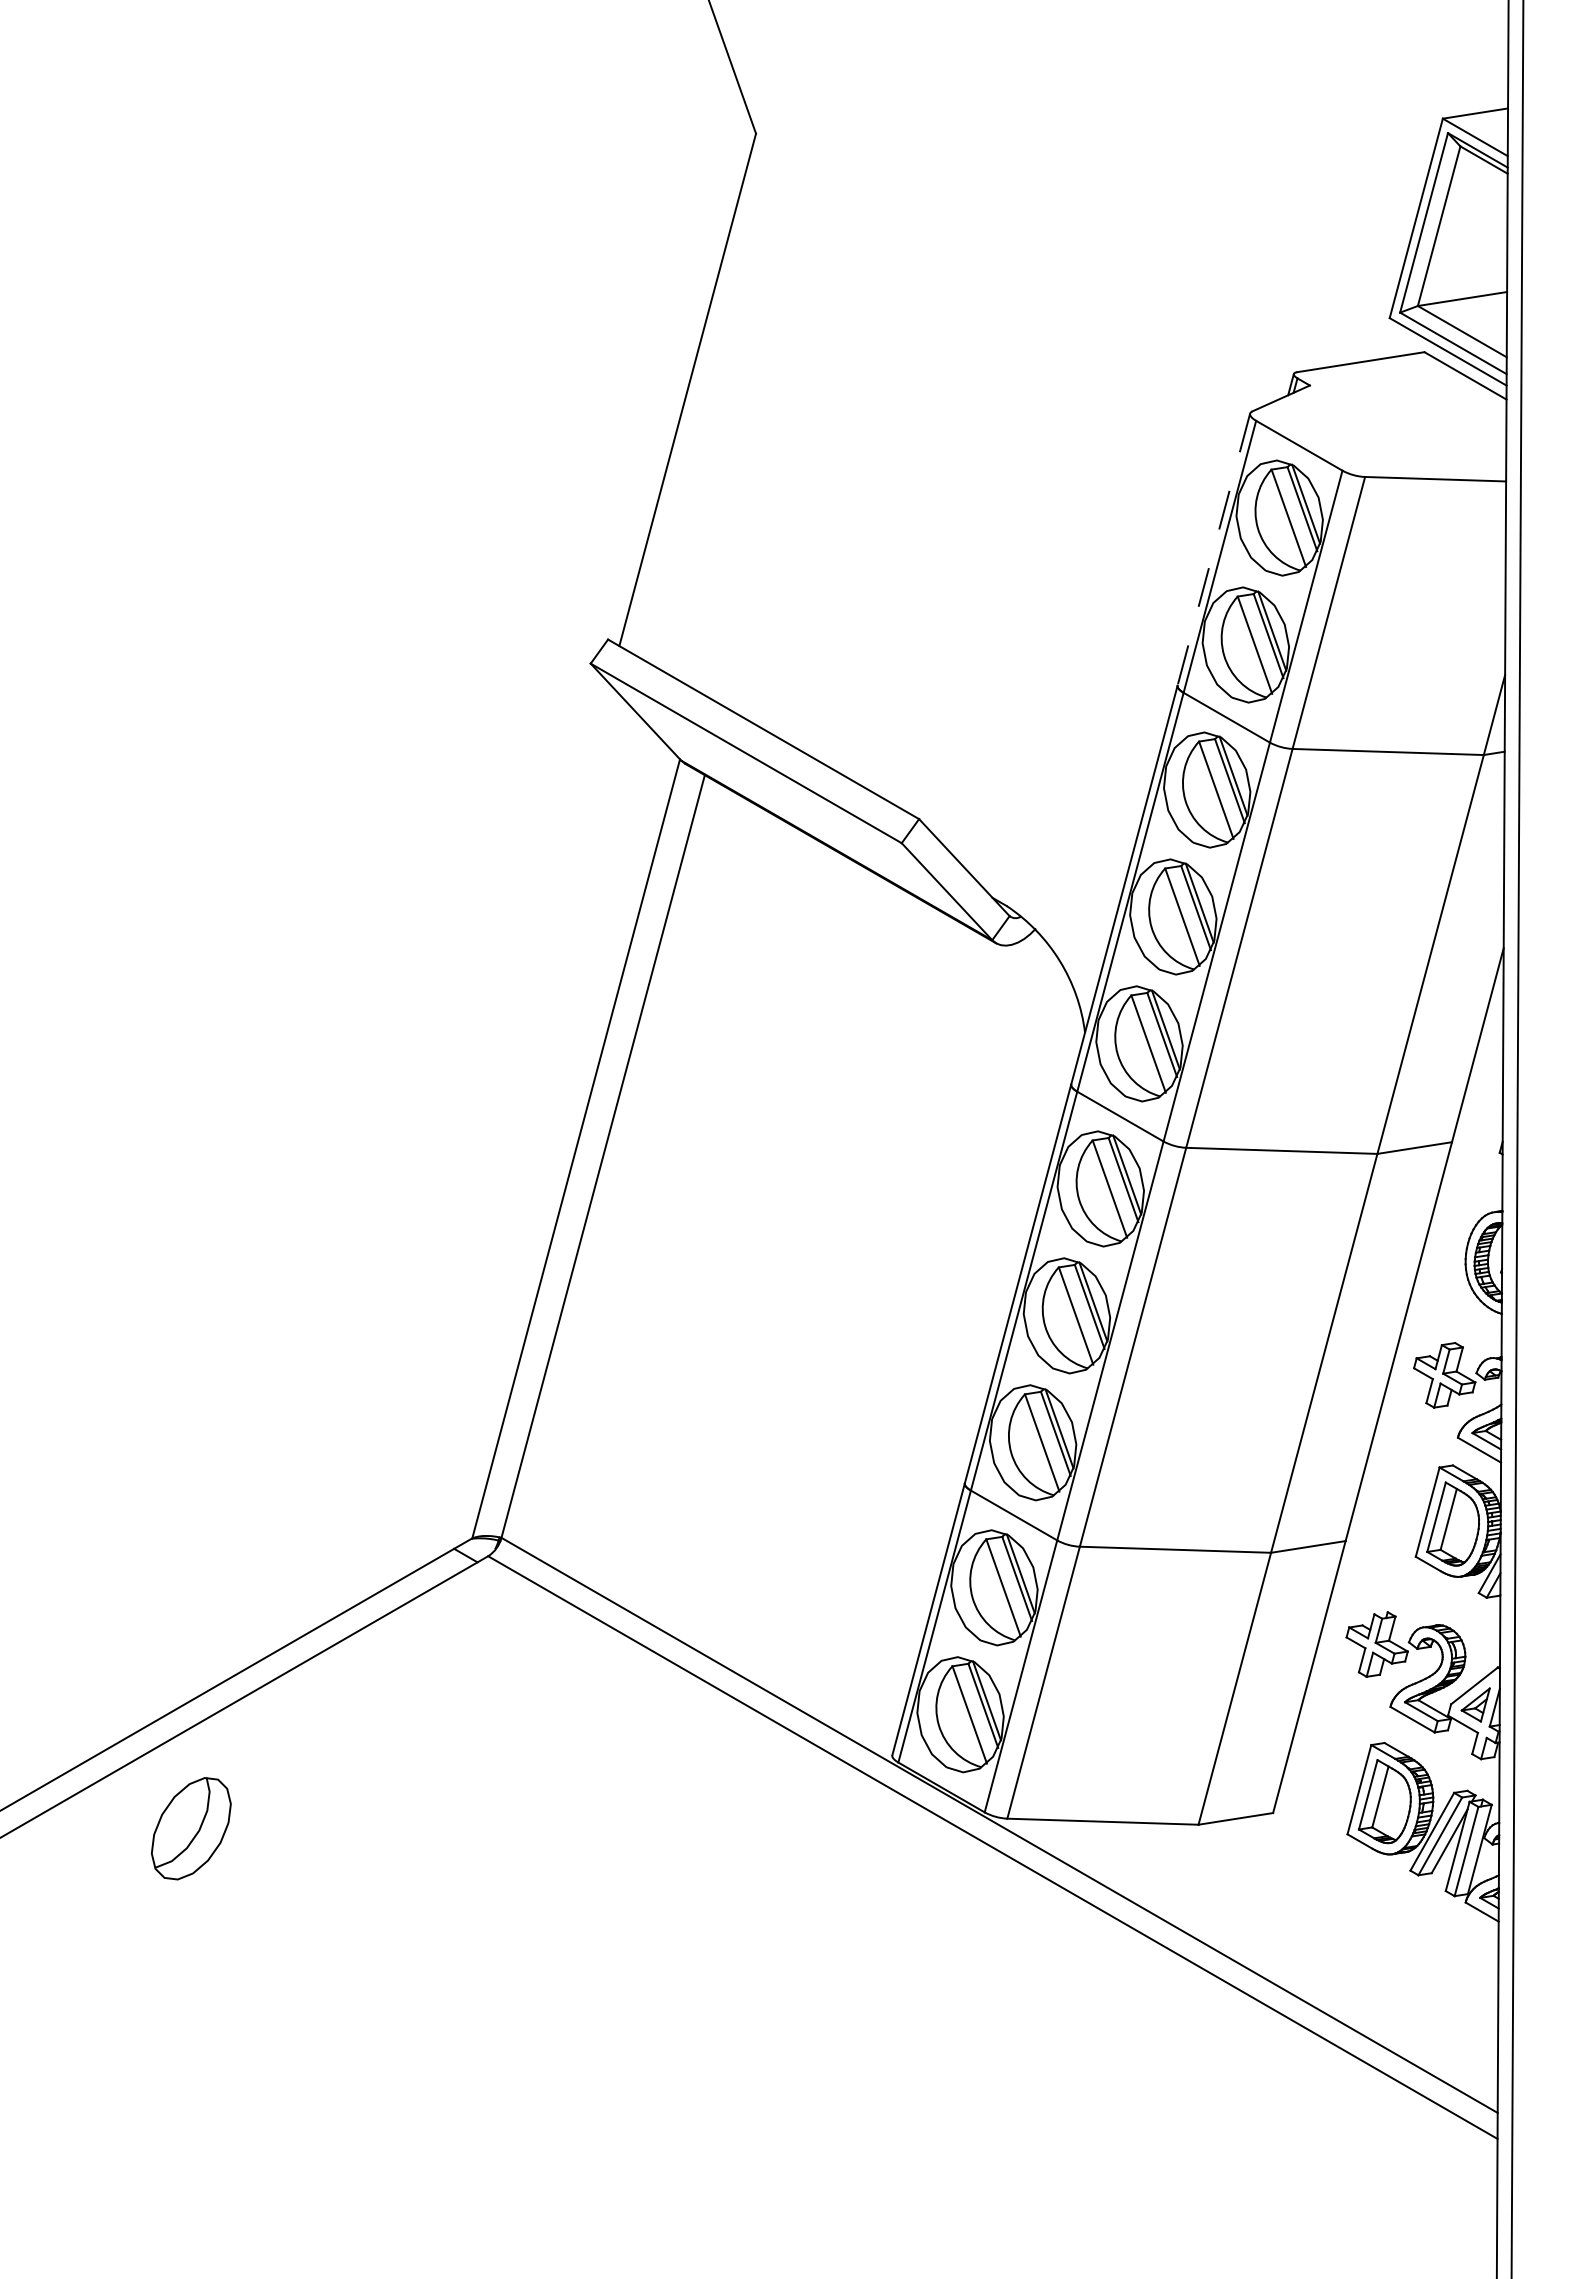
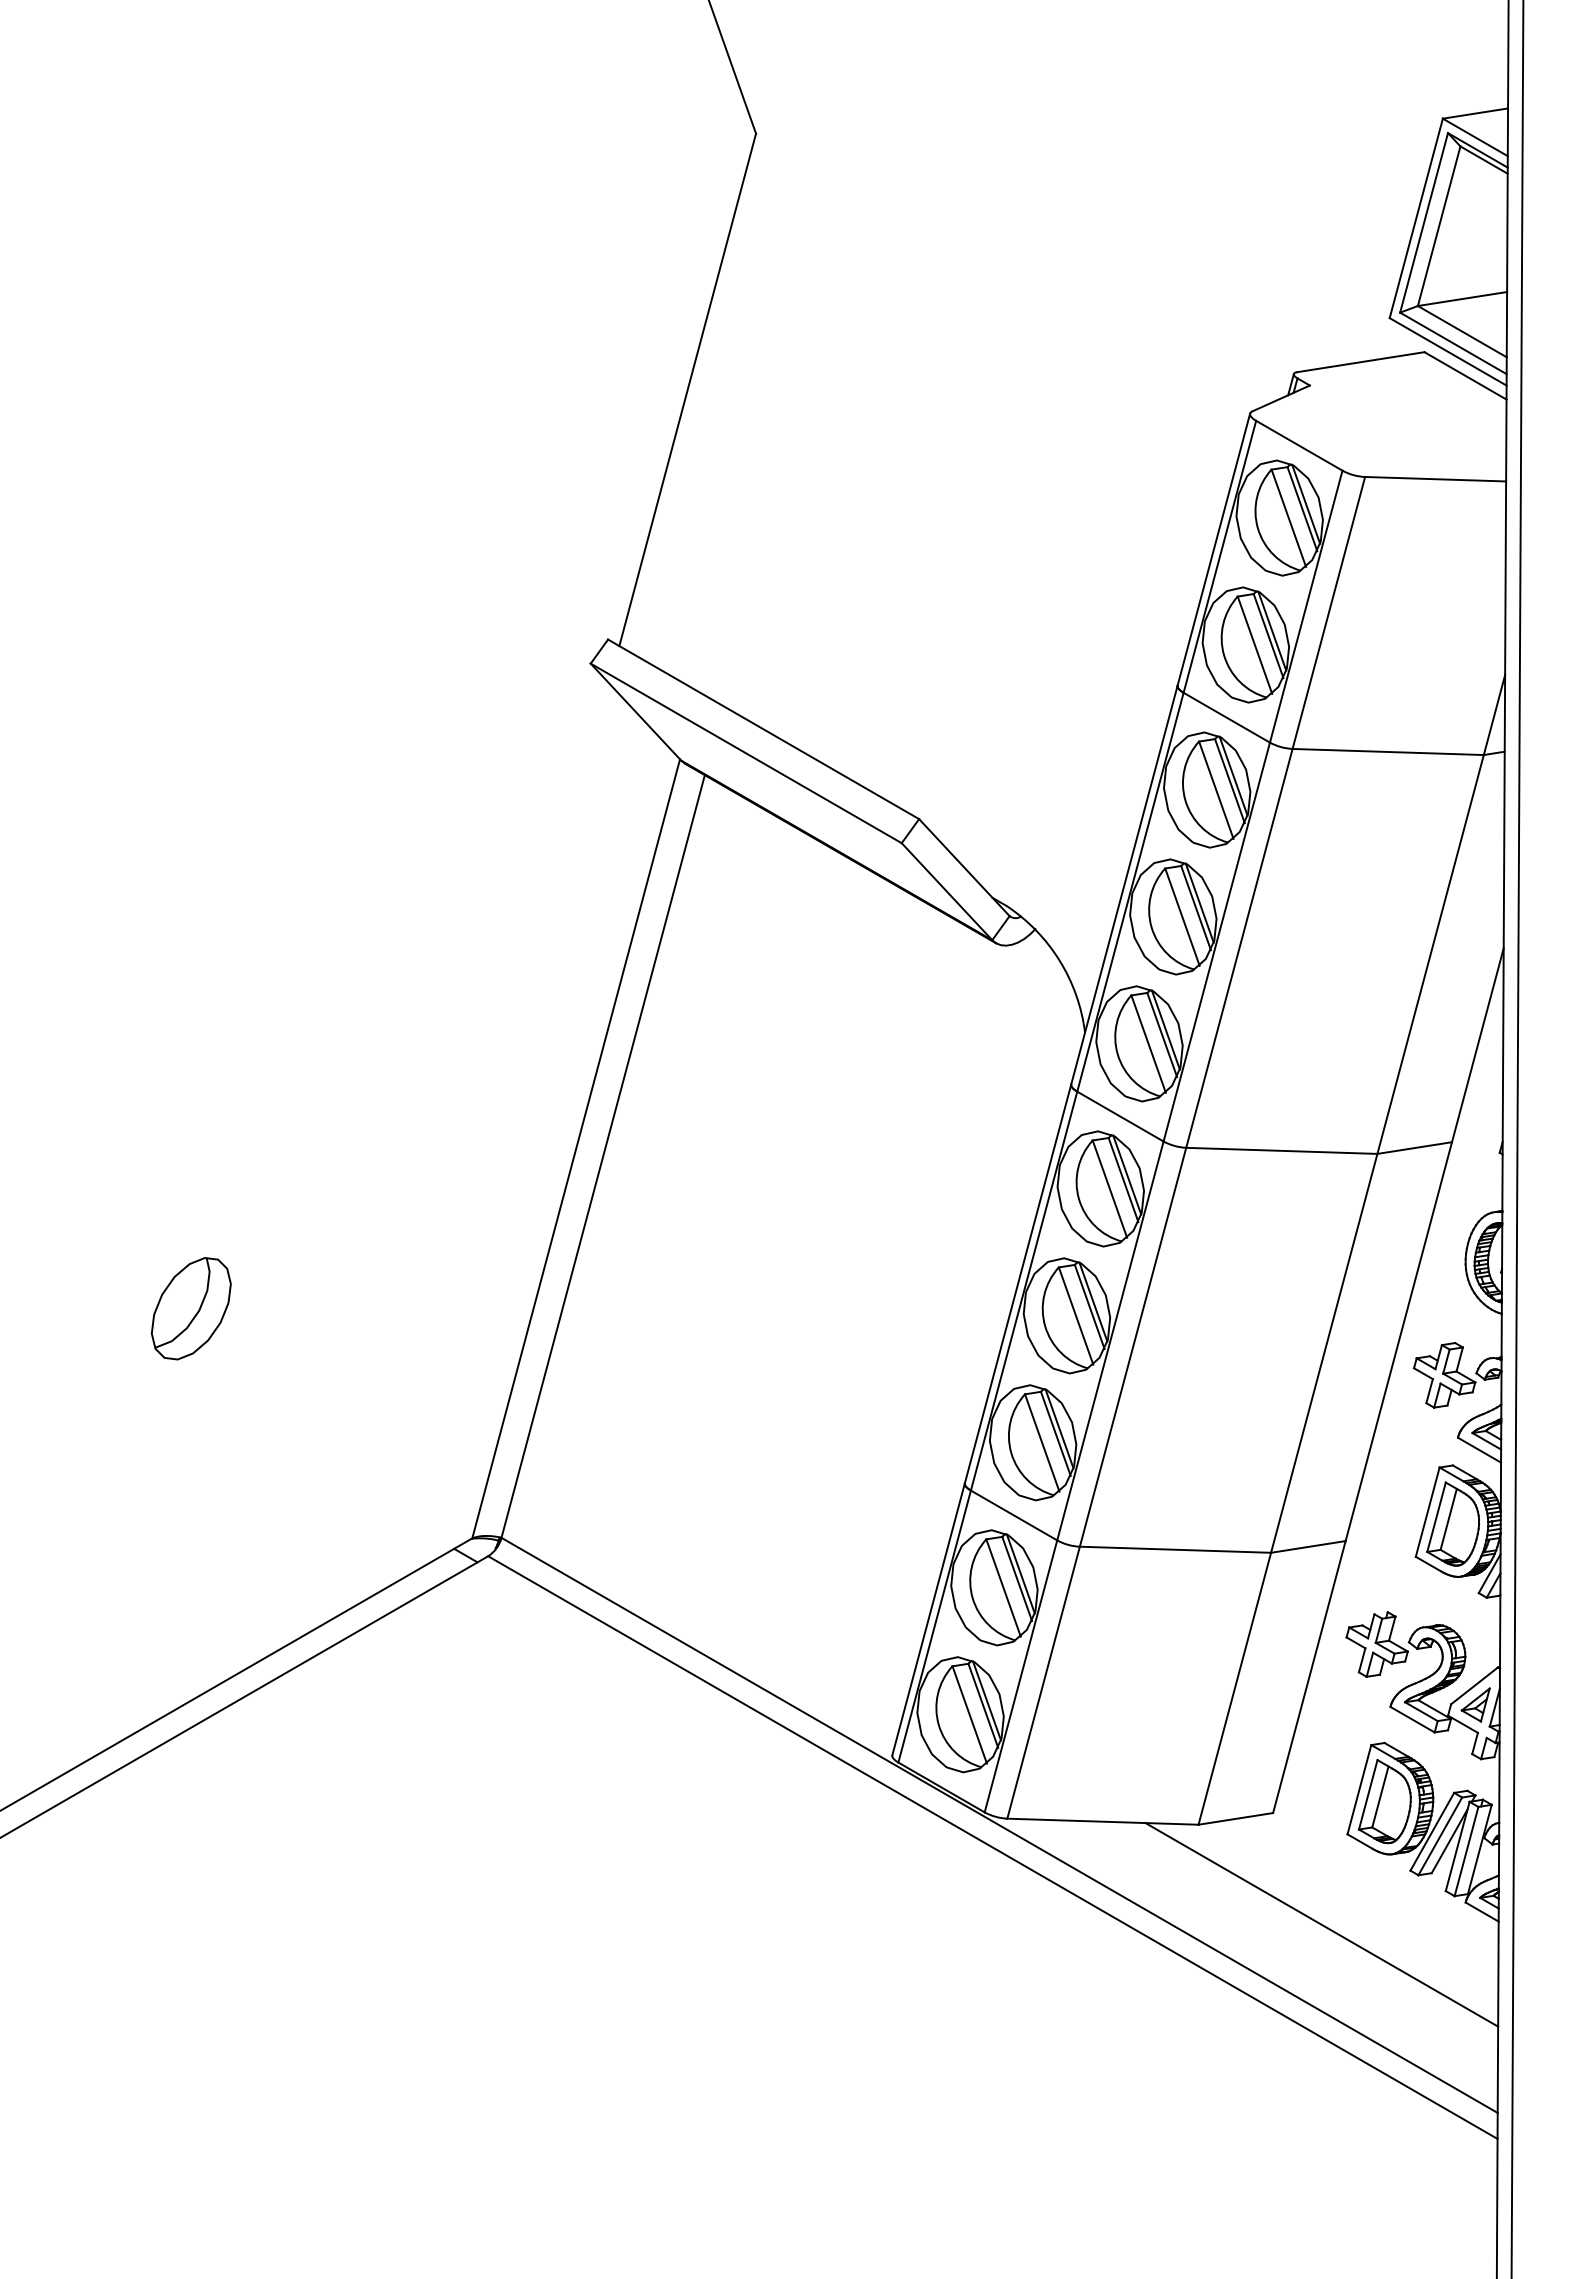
line: dashed -> solid (1213, 549)
part position: (190, 1828) -> (190, 1308) (190, 1308)
line: none -> present (1321, 1924)
